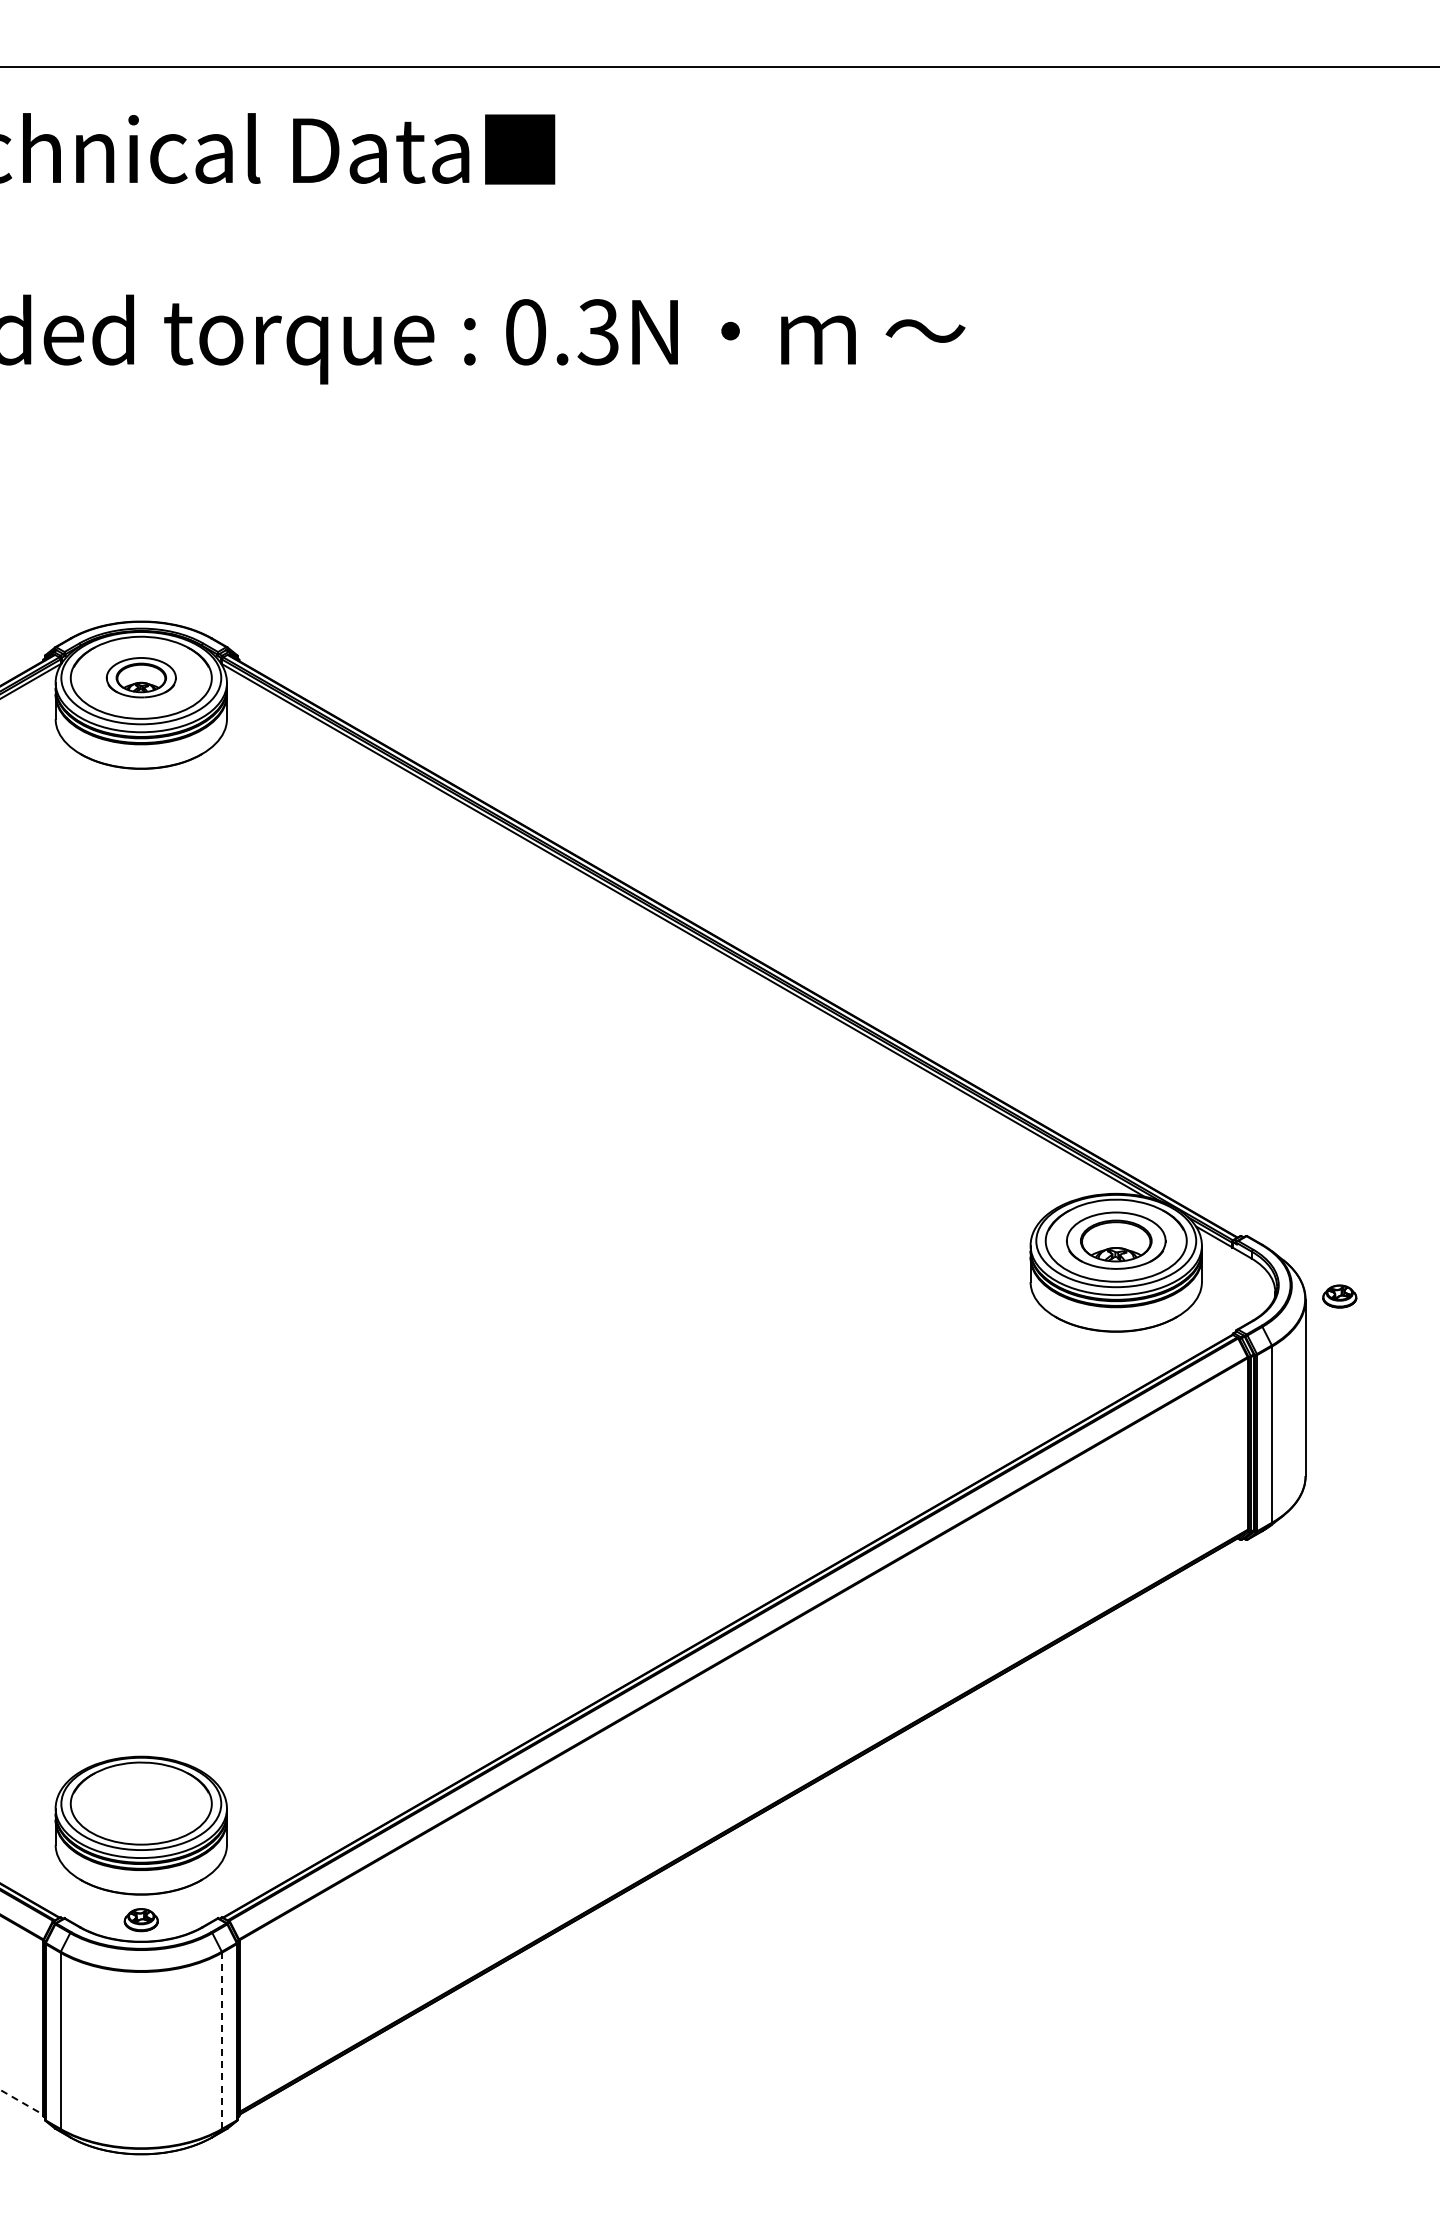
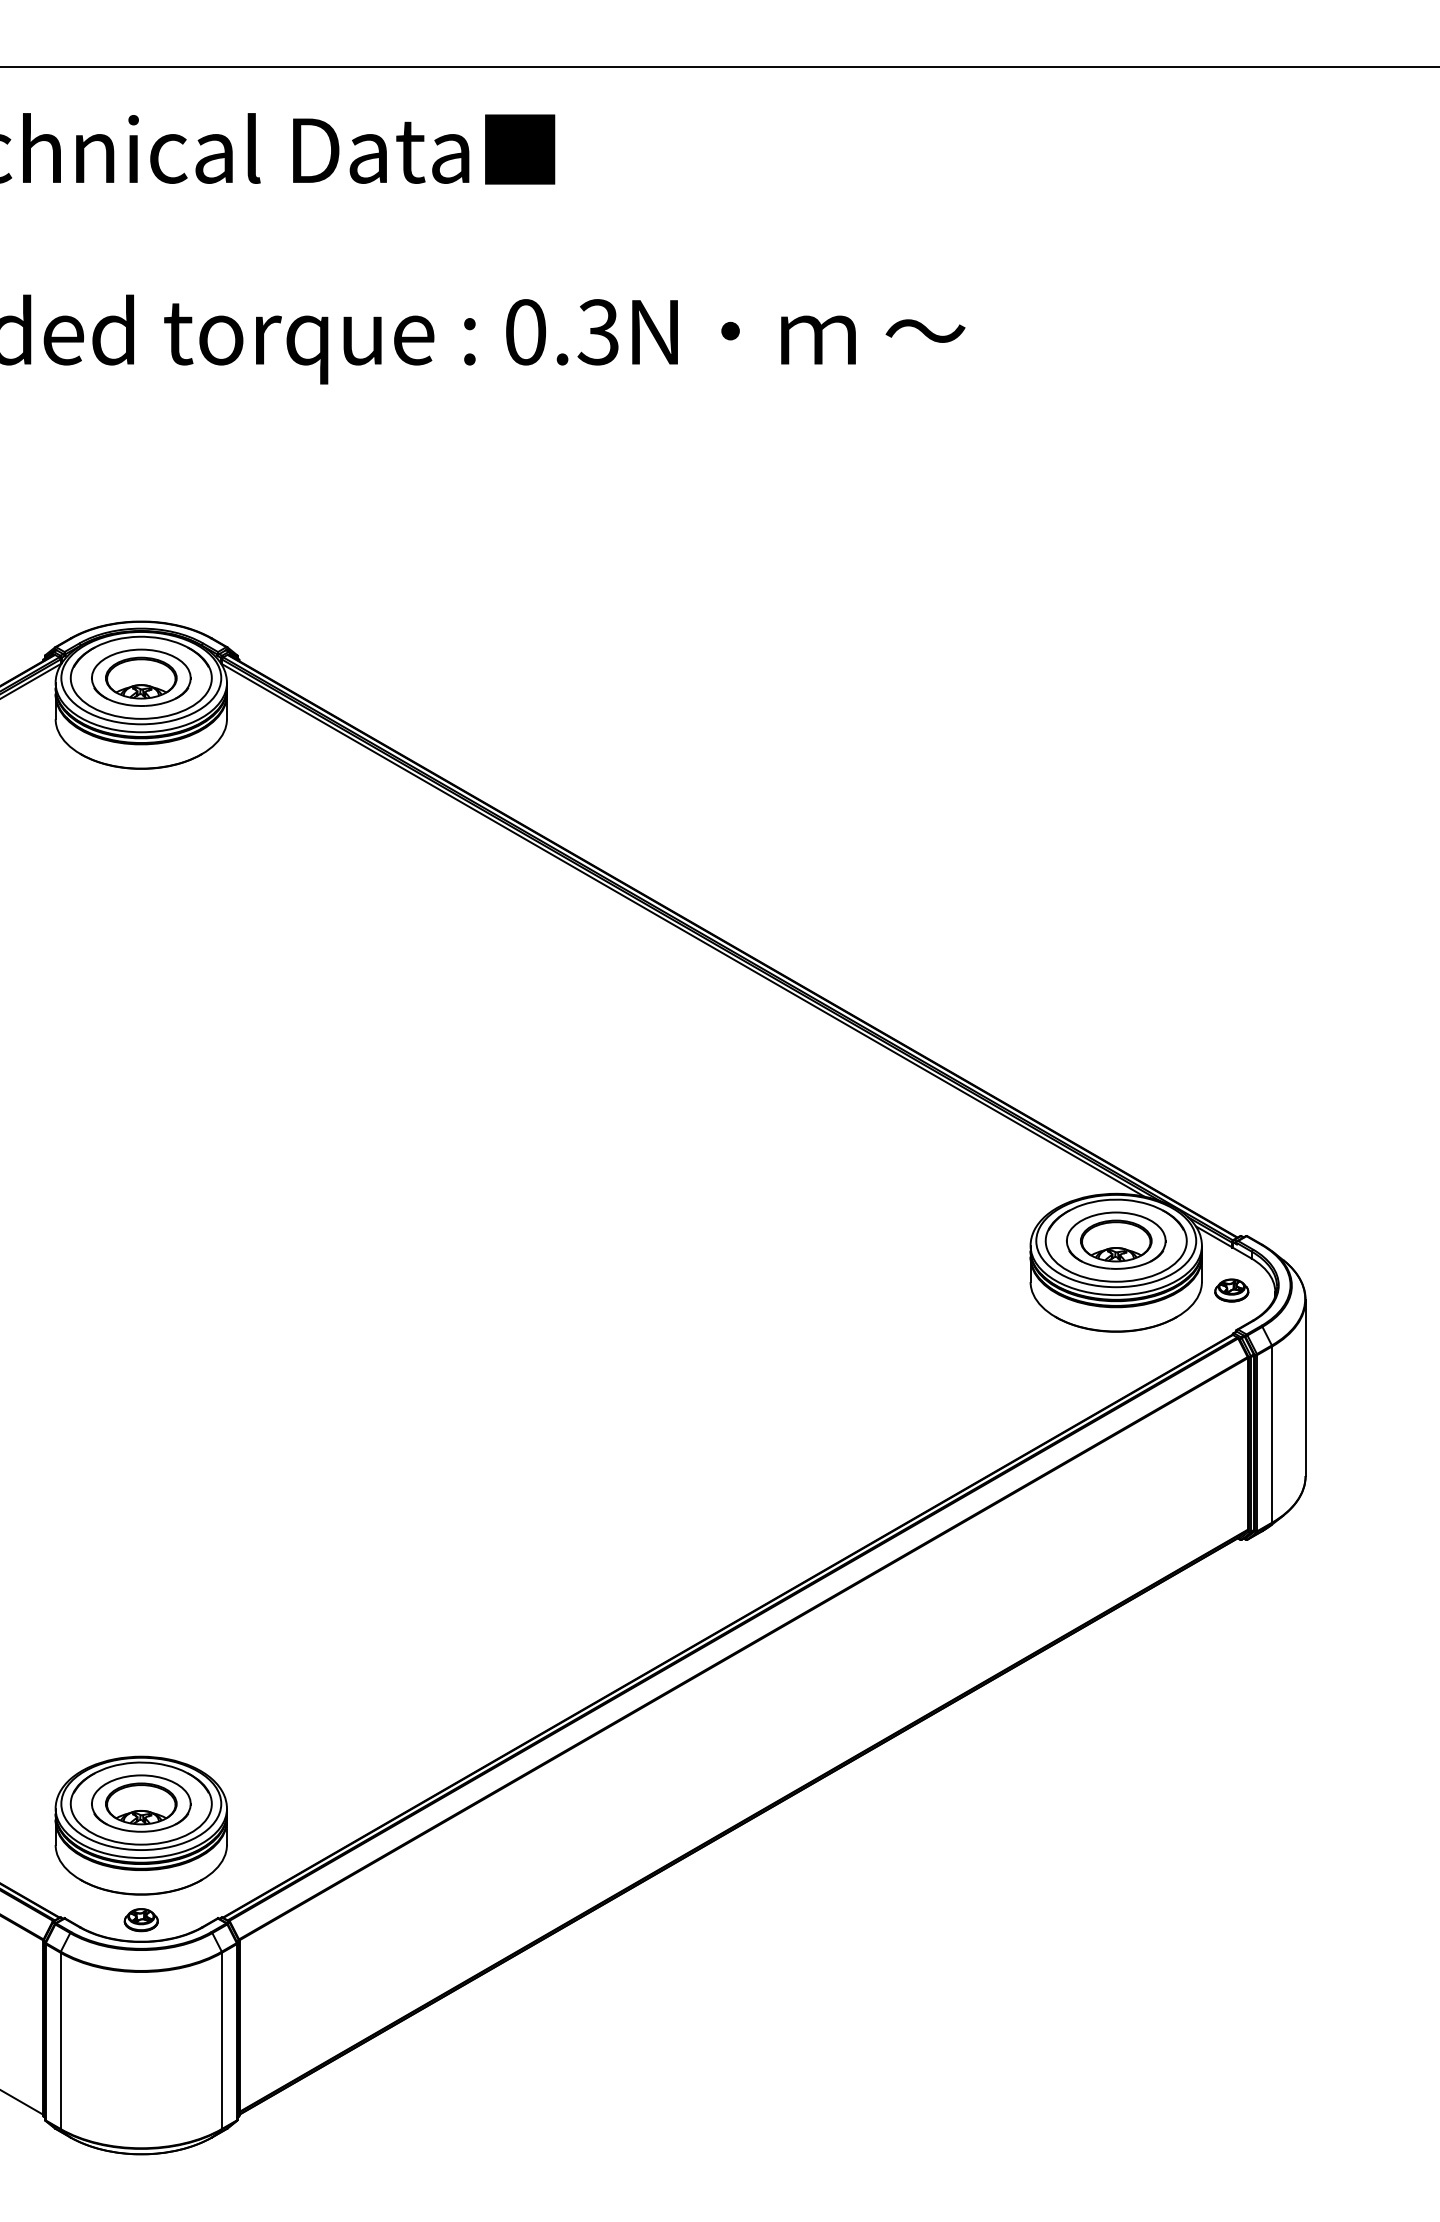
part size: 72x42 px -> 101x59 px (141, 677)
part position: (1339, 1296) -> (1231, 1290) (1231, 1290)
part: none -> present (141, 1803)
line: dashed -> solid (222, 2040)
line: dashed -> solid (22, 2102)
